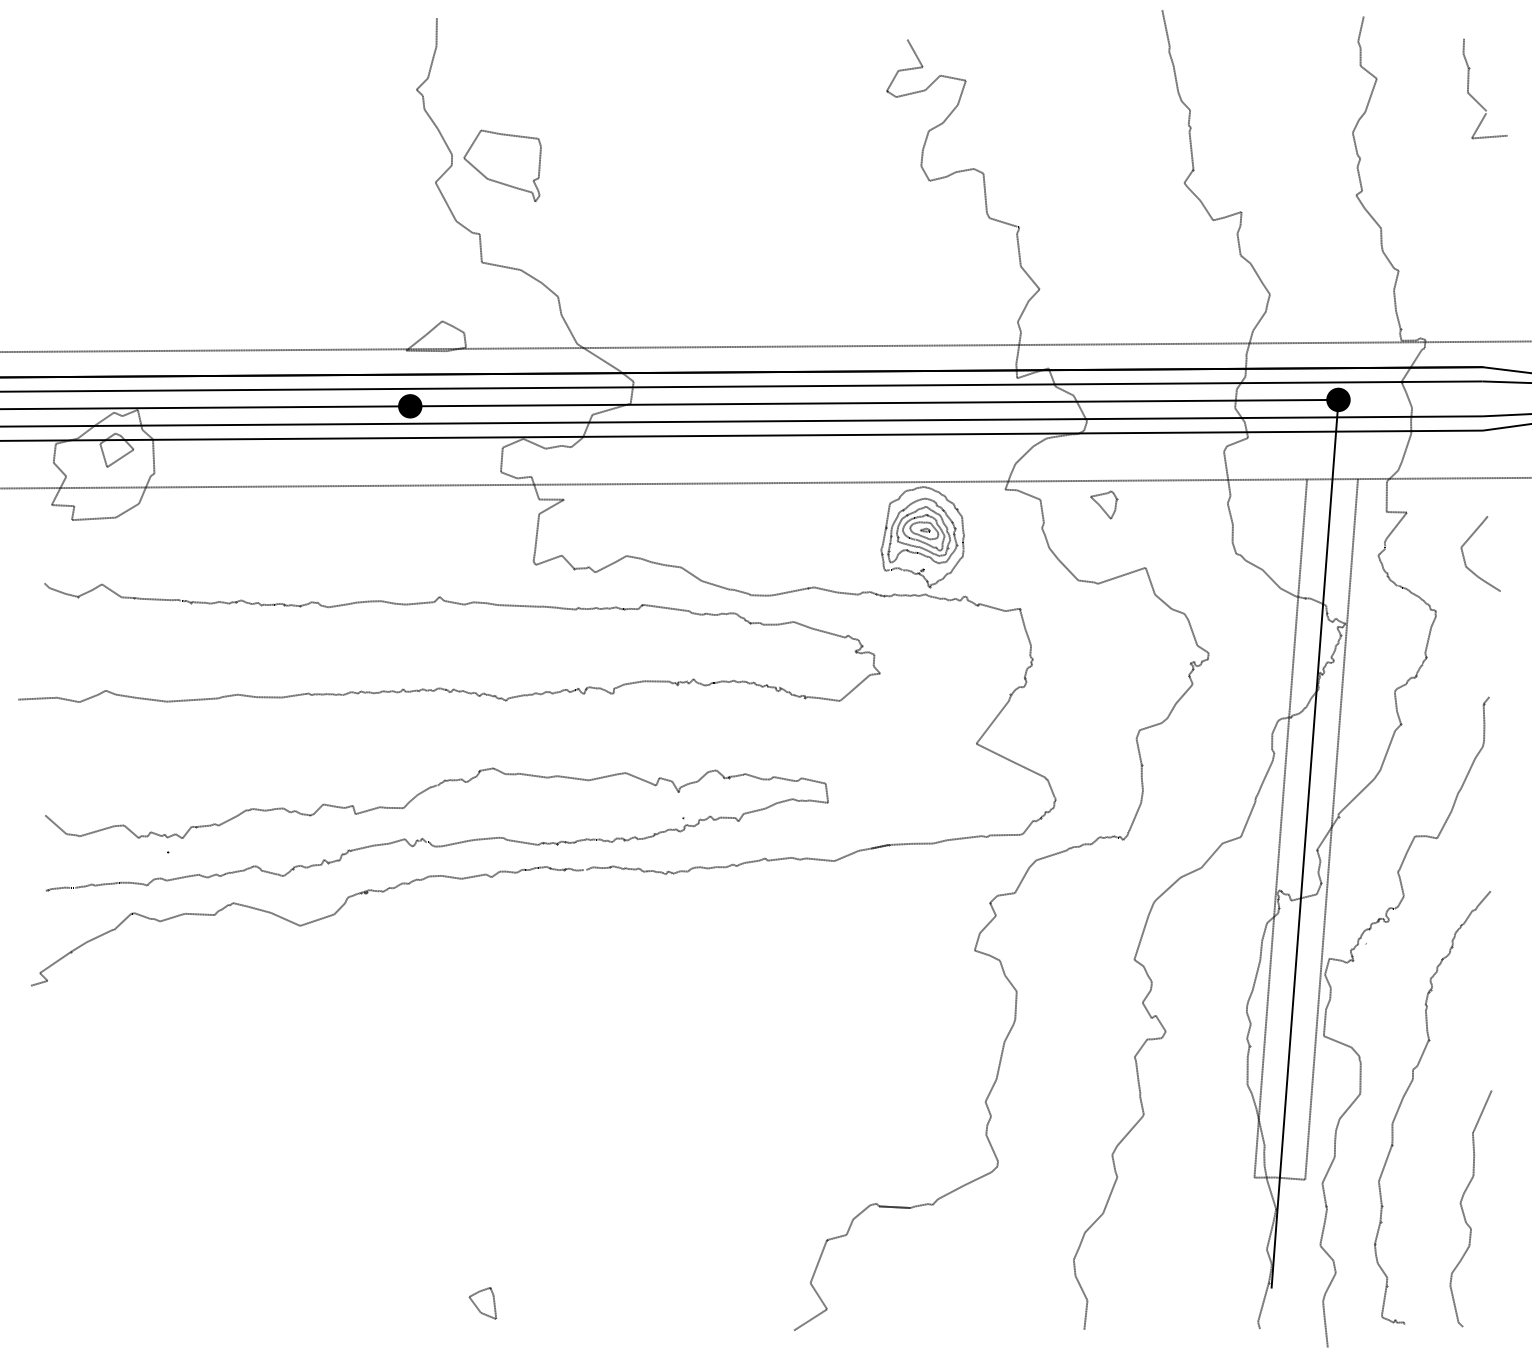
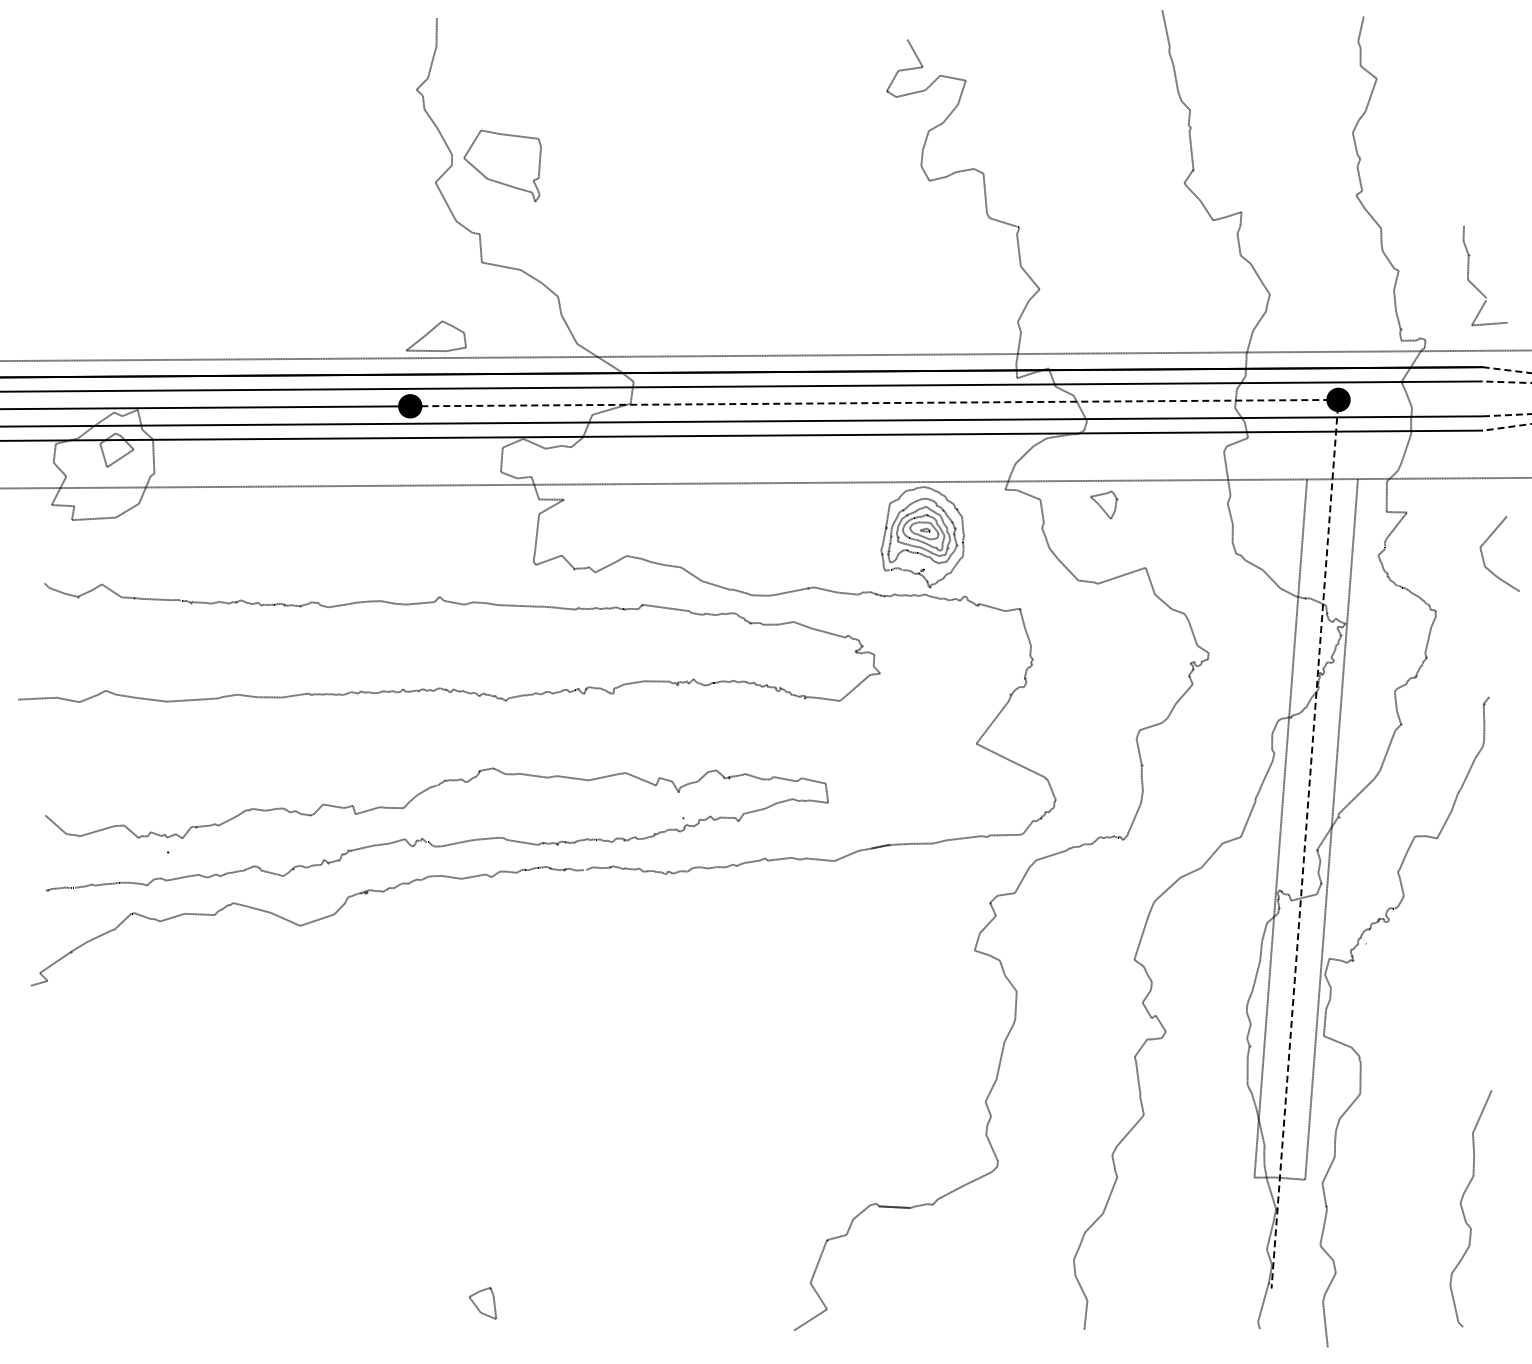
part position: (1474, 98) -> (1474, 285) (1474, 285)
line position: (765, 346) -> (765, 355) (765, 355)
line: solid -> dashed (1531, 383)
line: solid -> dashed (1320, 400)
line: solid -> dashed (1531, 423)
curve position: (1464, 555) -> (1483, 555) (1483, 555)
curve: present -> none (1406, 1093)
